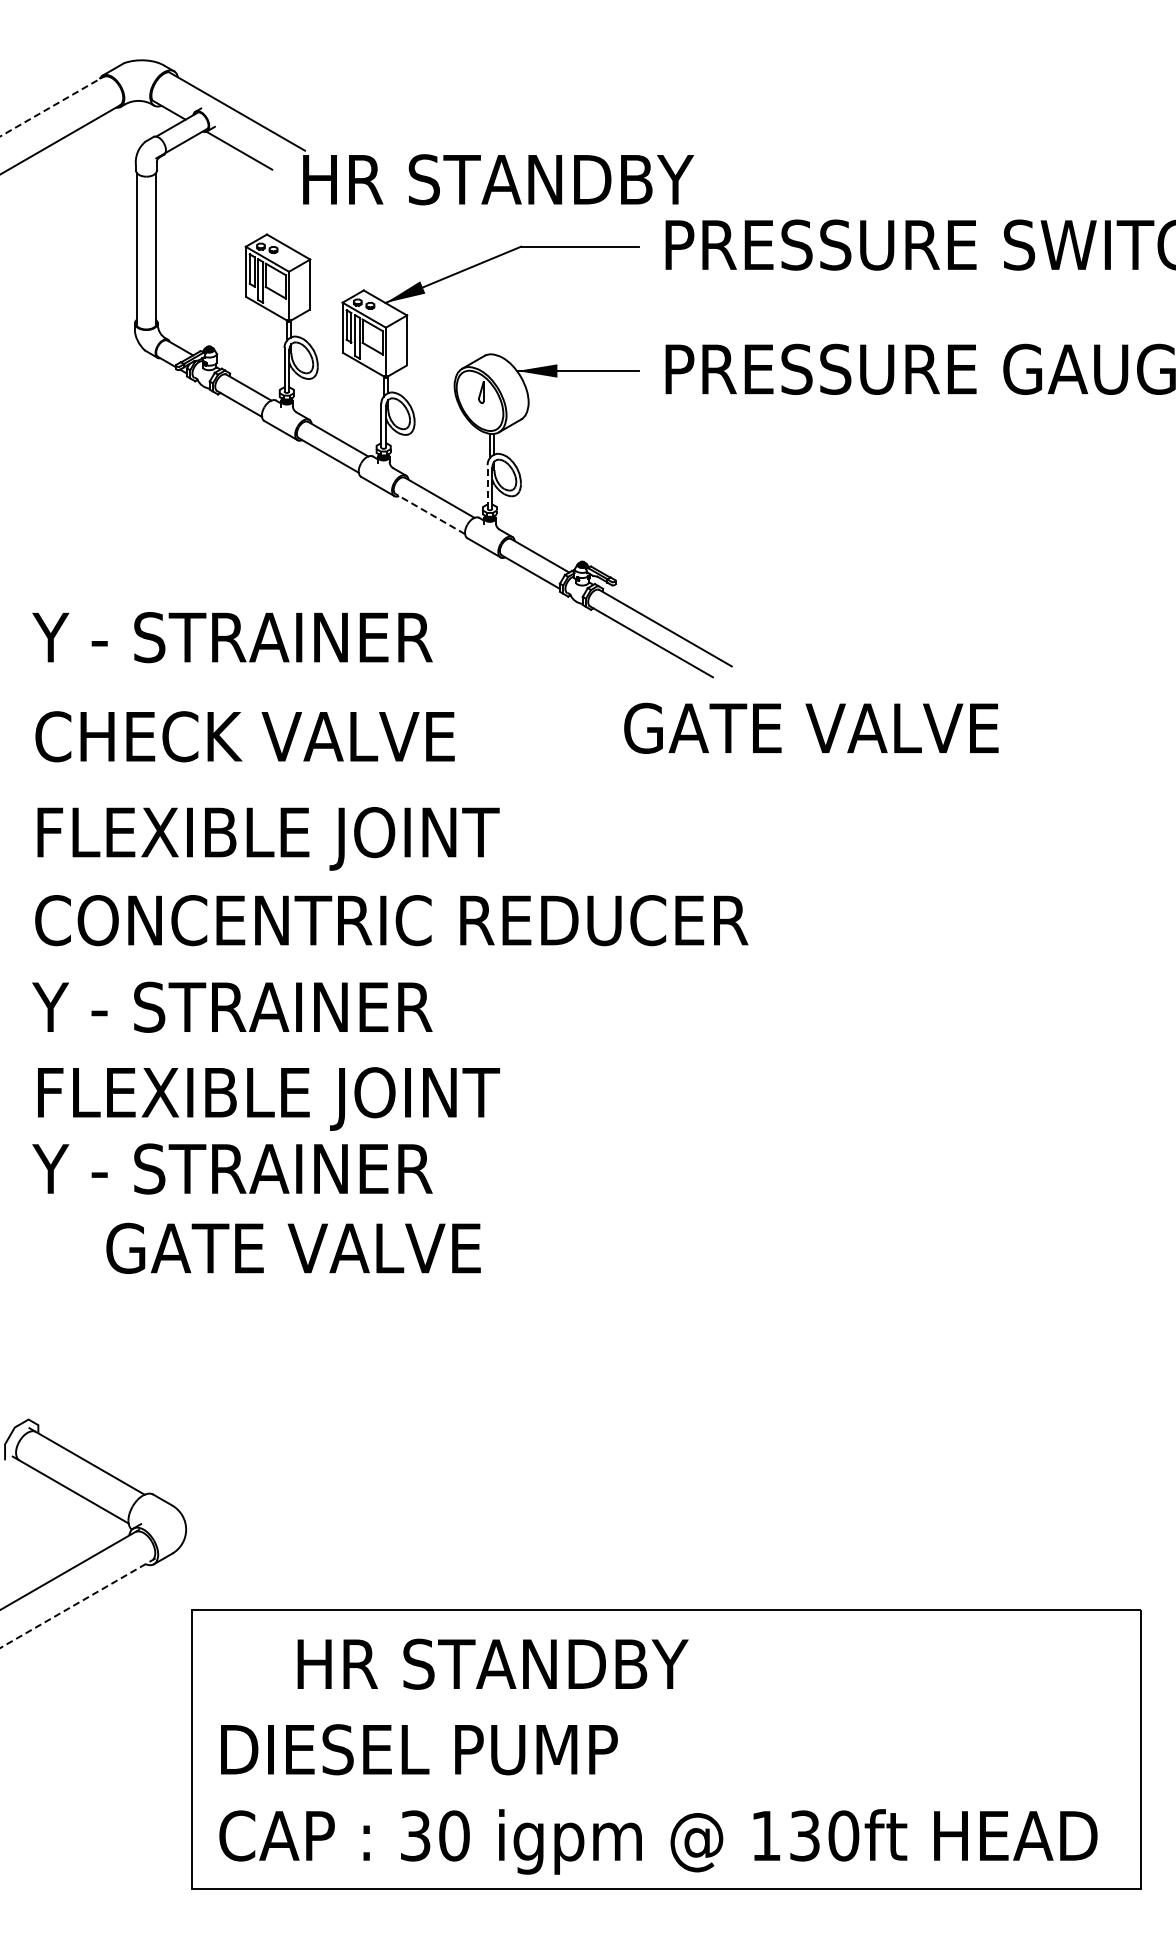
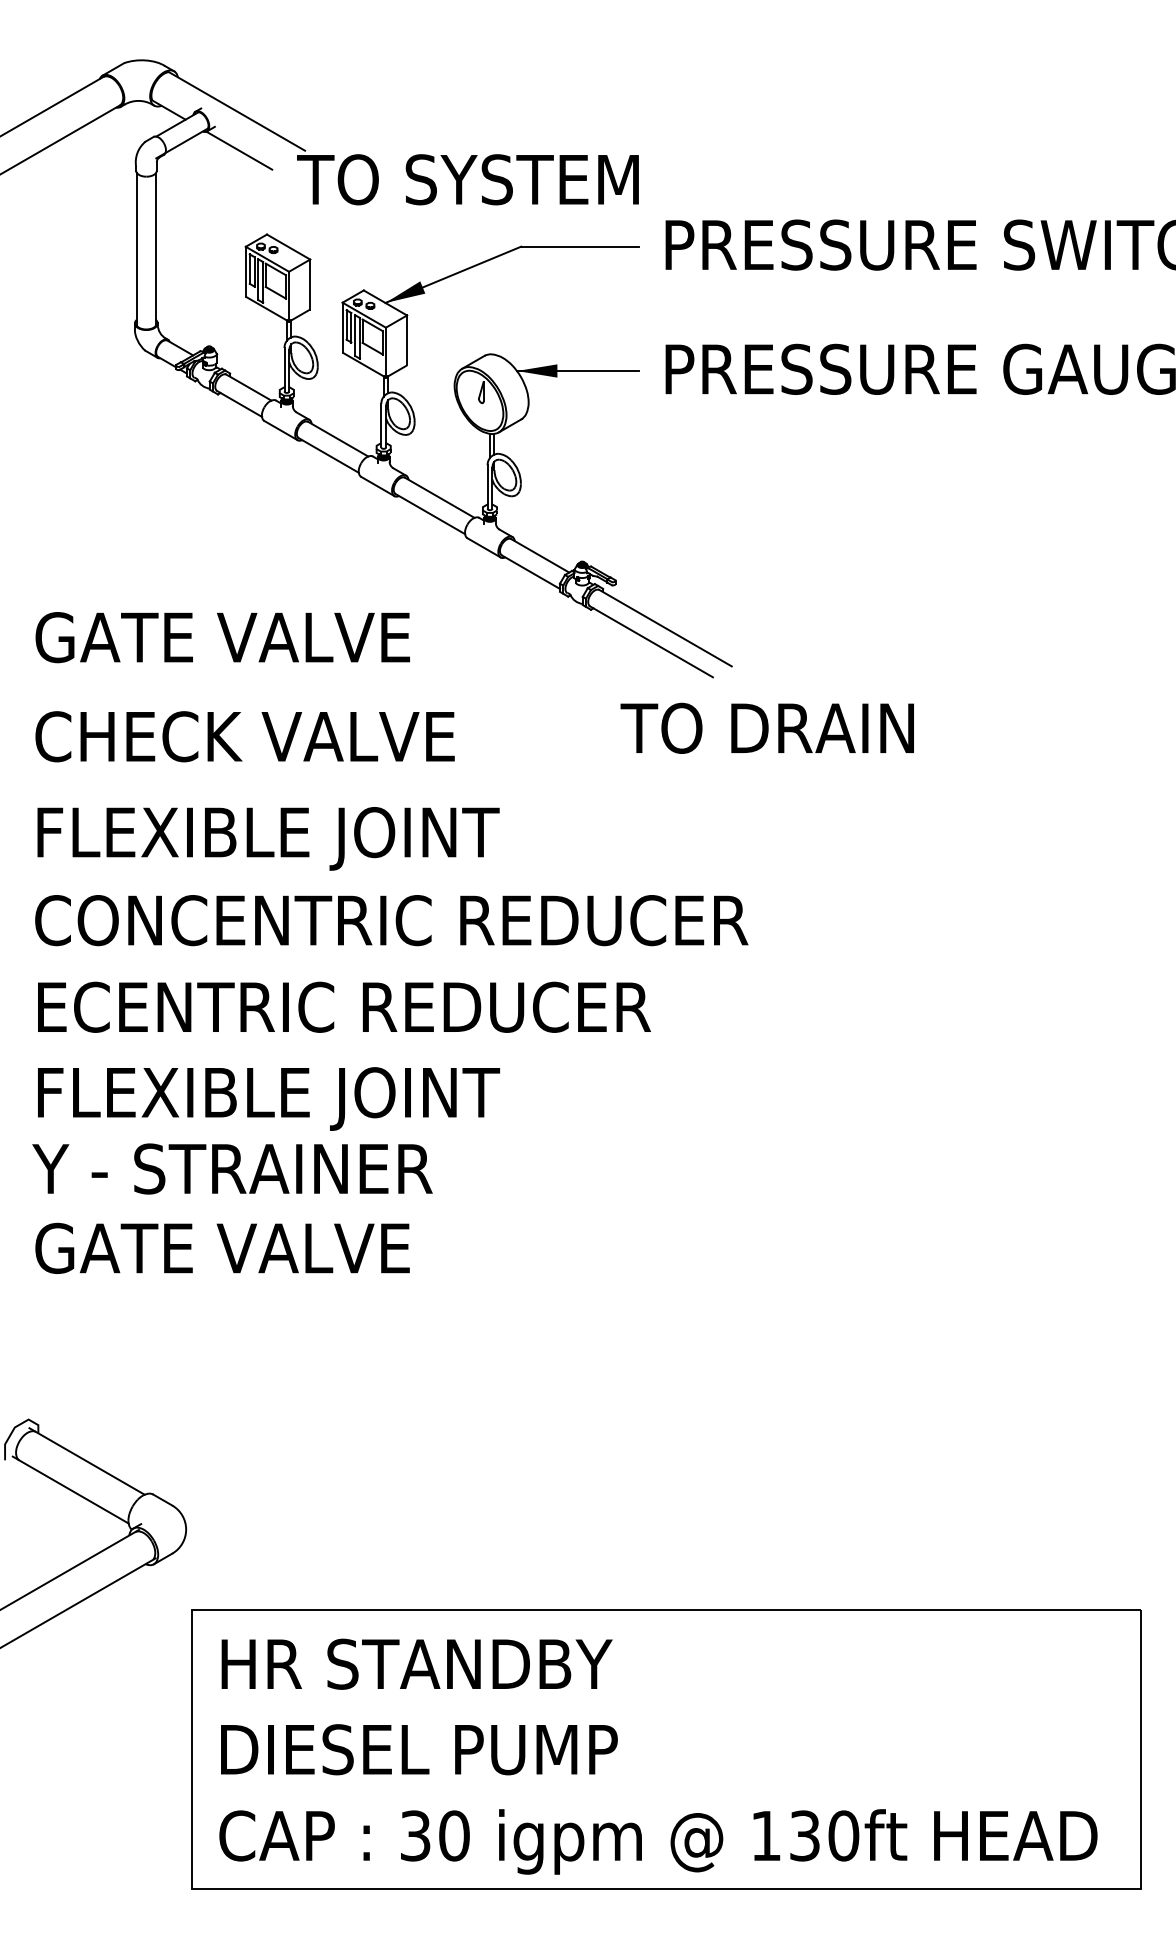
line: dashed -> solid (53, 105)
text: HR STANDBY -> TO SYSTEM (495, 179)
line: dashed -> solid (487, 487)
line: dashed -> solid (429, 513)
text: Y - STRAINER -> GATE VALVE (232, 637)
text: GATE VALVE -> TO DRAIN (809, 727)
text: Y - STRAINER -> ECENTRIC REDUCER (341, 1006)
text position: (293, 1247) -> (222, 1247) (222, 1247)
line: dashed -> solid (77, 1603)
text position: (492, 1663) -> (416, 1663) (416, 1663)
